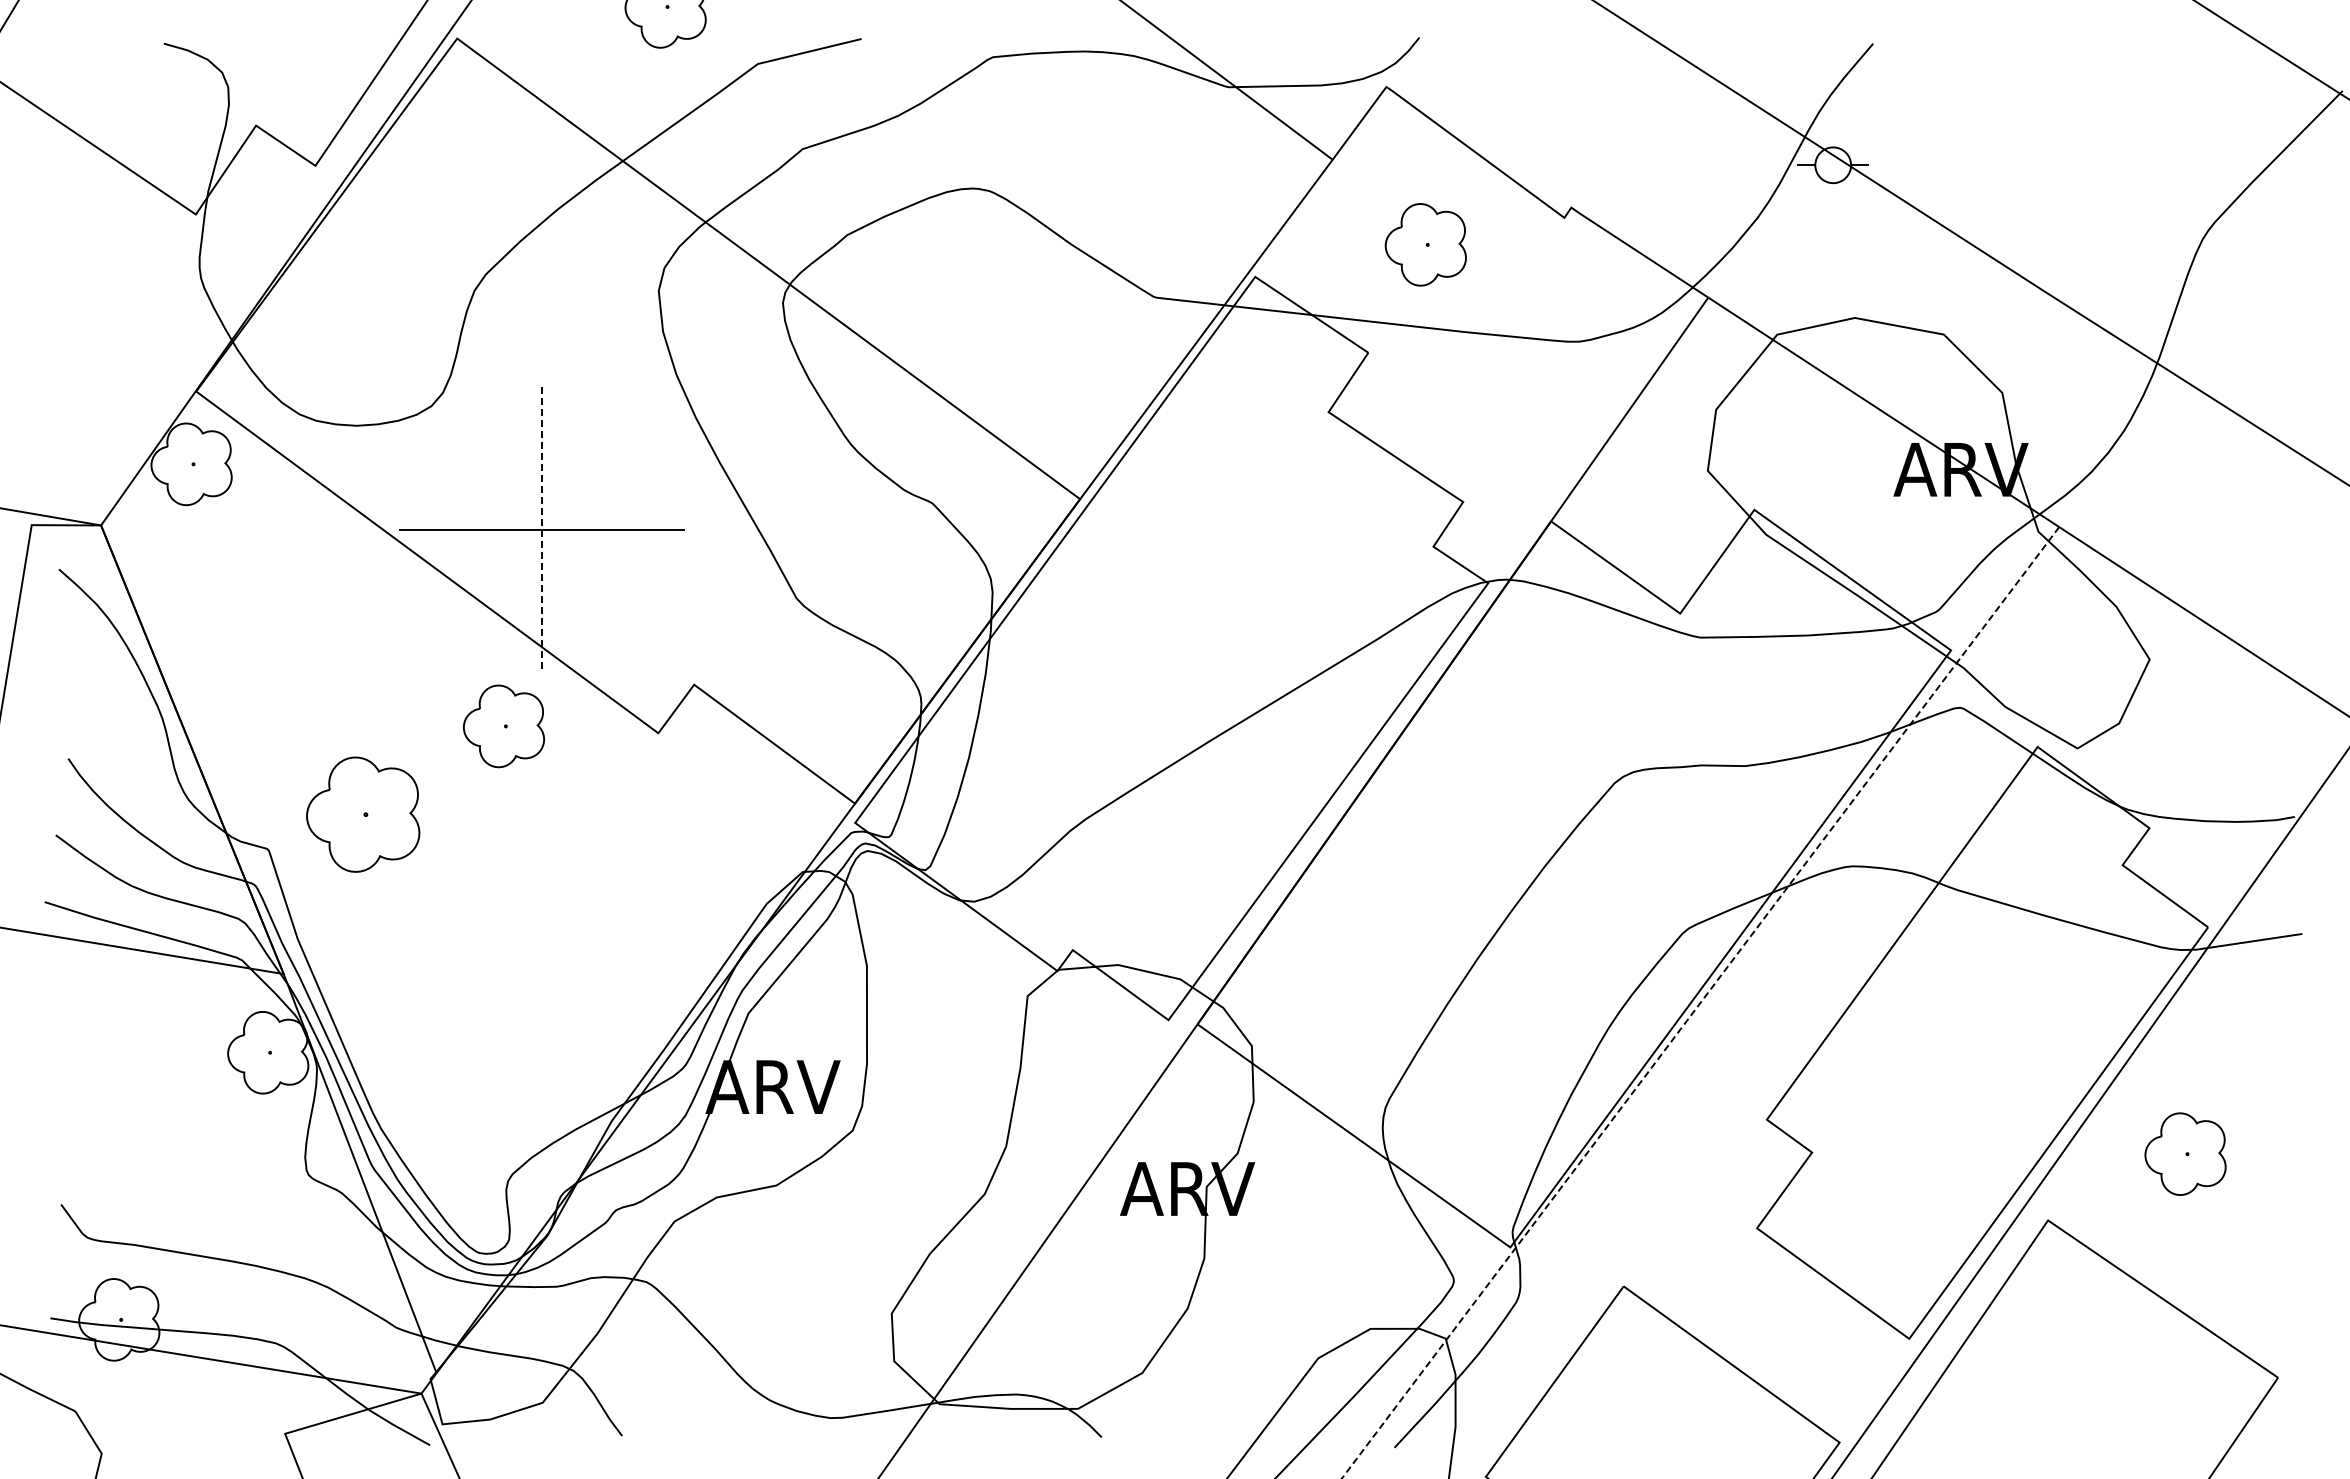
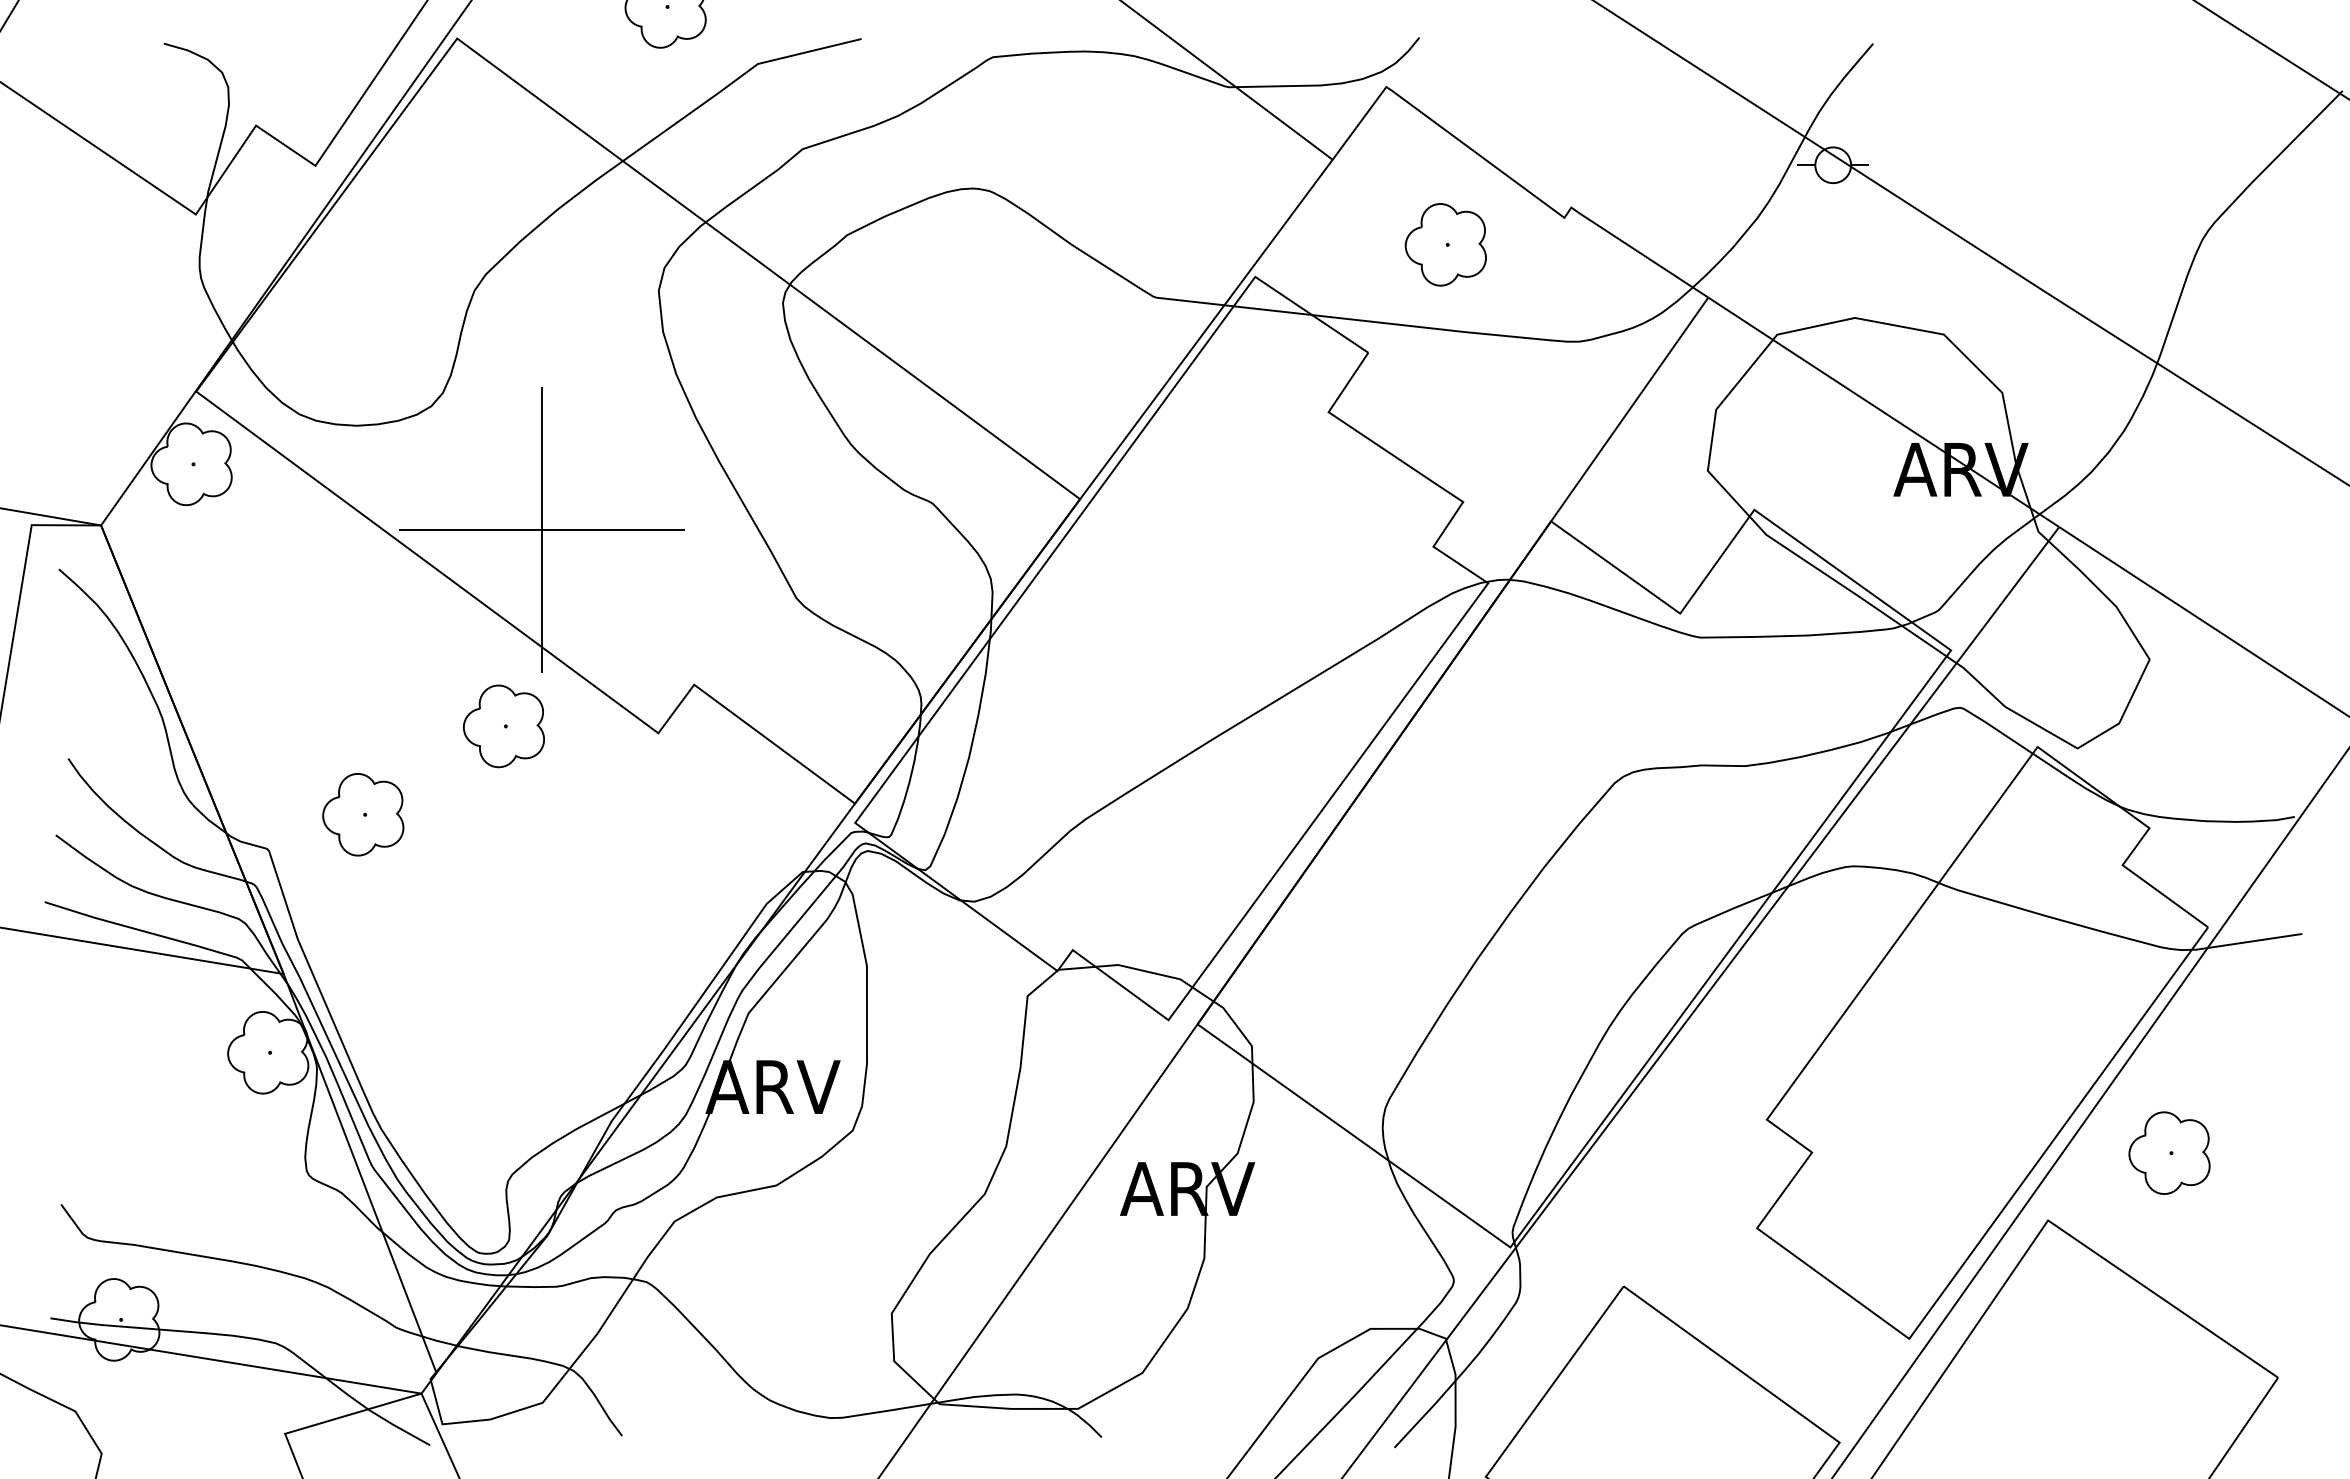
part position: (1425, 244) -> (1445, 244) (1445, 244)
line: dashed -> solid (542, 530)
part size: 115x117 px -> 83x84 px (363, 814)
line: dashed -> solid (1700, 1002)
part position: (2185, 1153) -> (2169, 1152) (2169, 1152)
